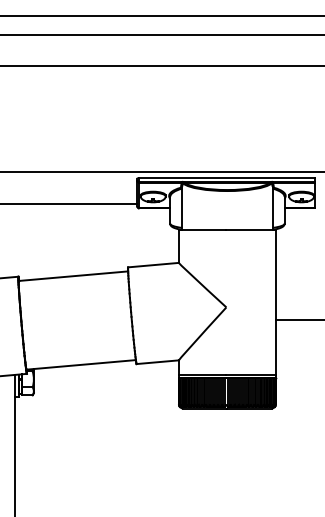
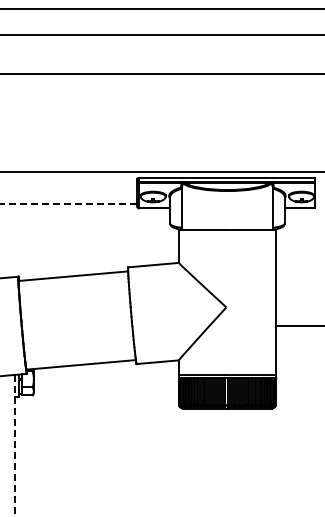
line position: (161, 15) -> (161, 8) (161, 8)
line position: (161, 65) -> (161, 73) (161, 73)
line: solid -> dashed (68, 203)
line position: (298, 320) -> (298, 326) (298, 326)
line: solid -> dashed (15, 445)
